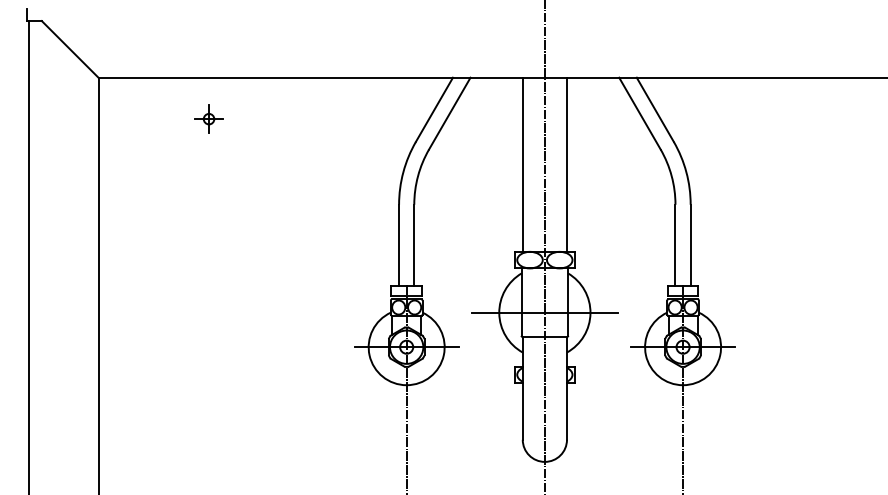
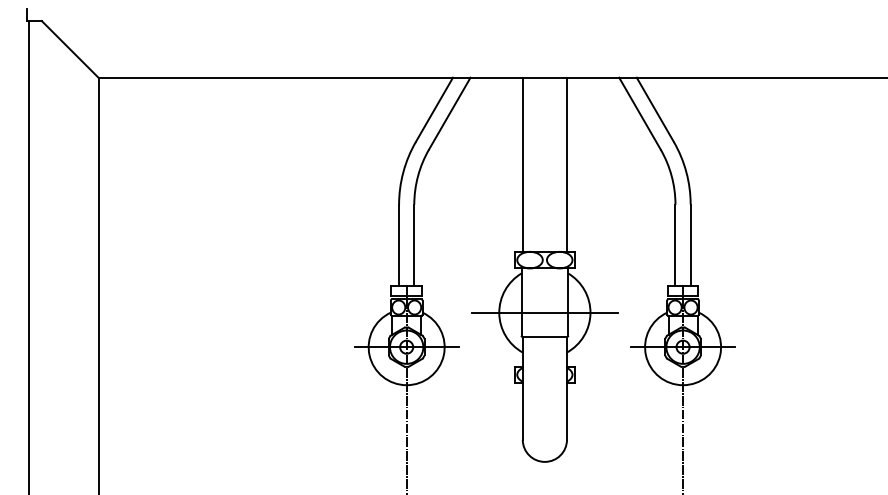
part: present -> none (208, 118)
line: present -> none (544, 246)
